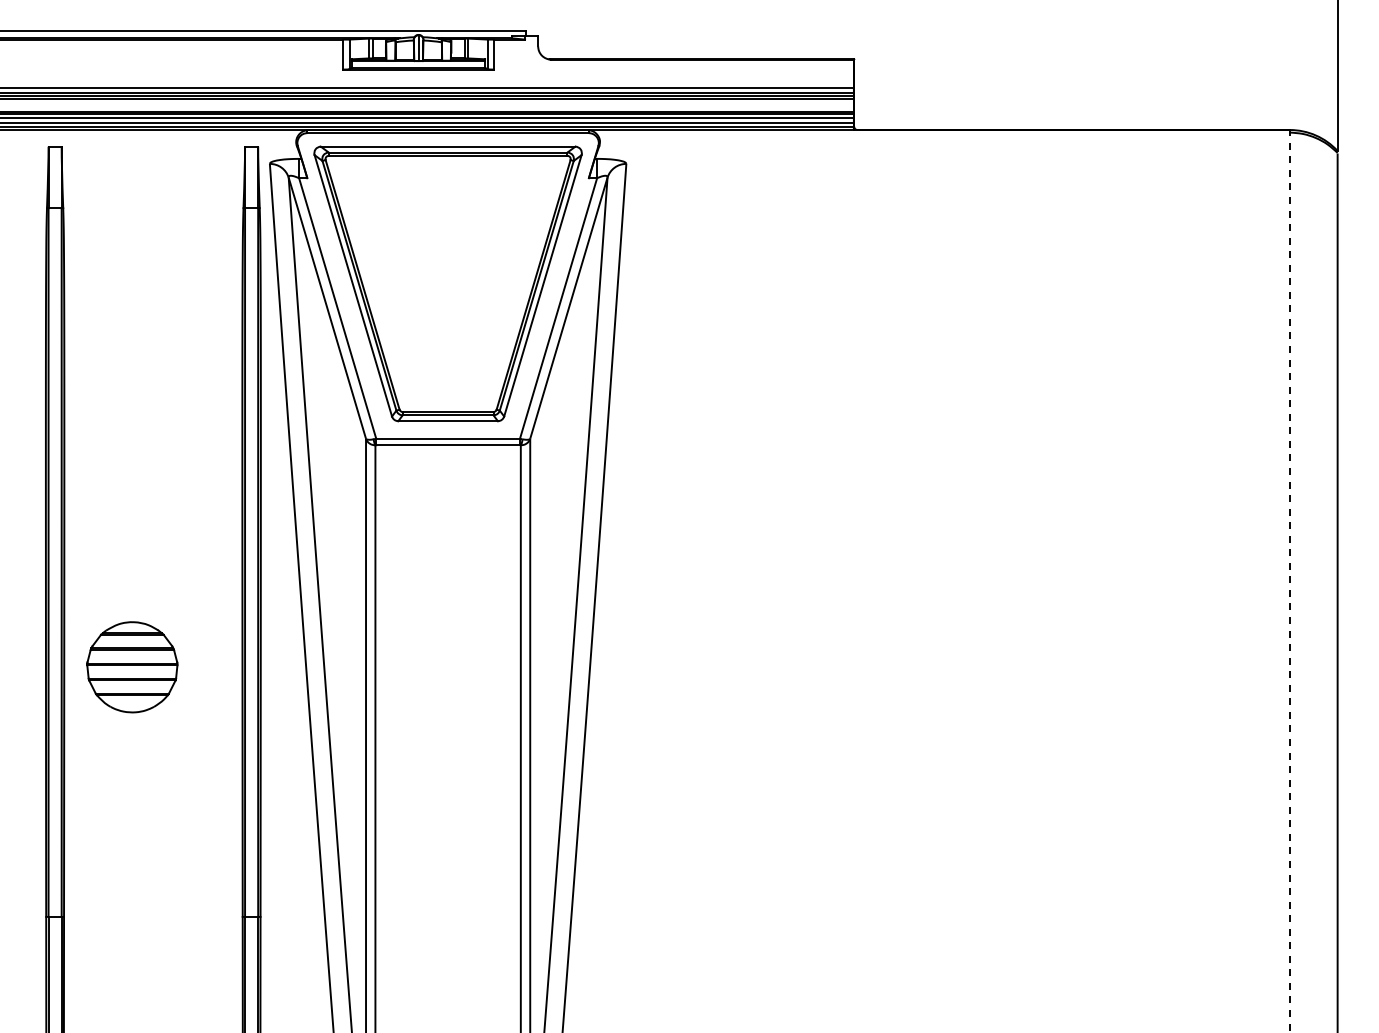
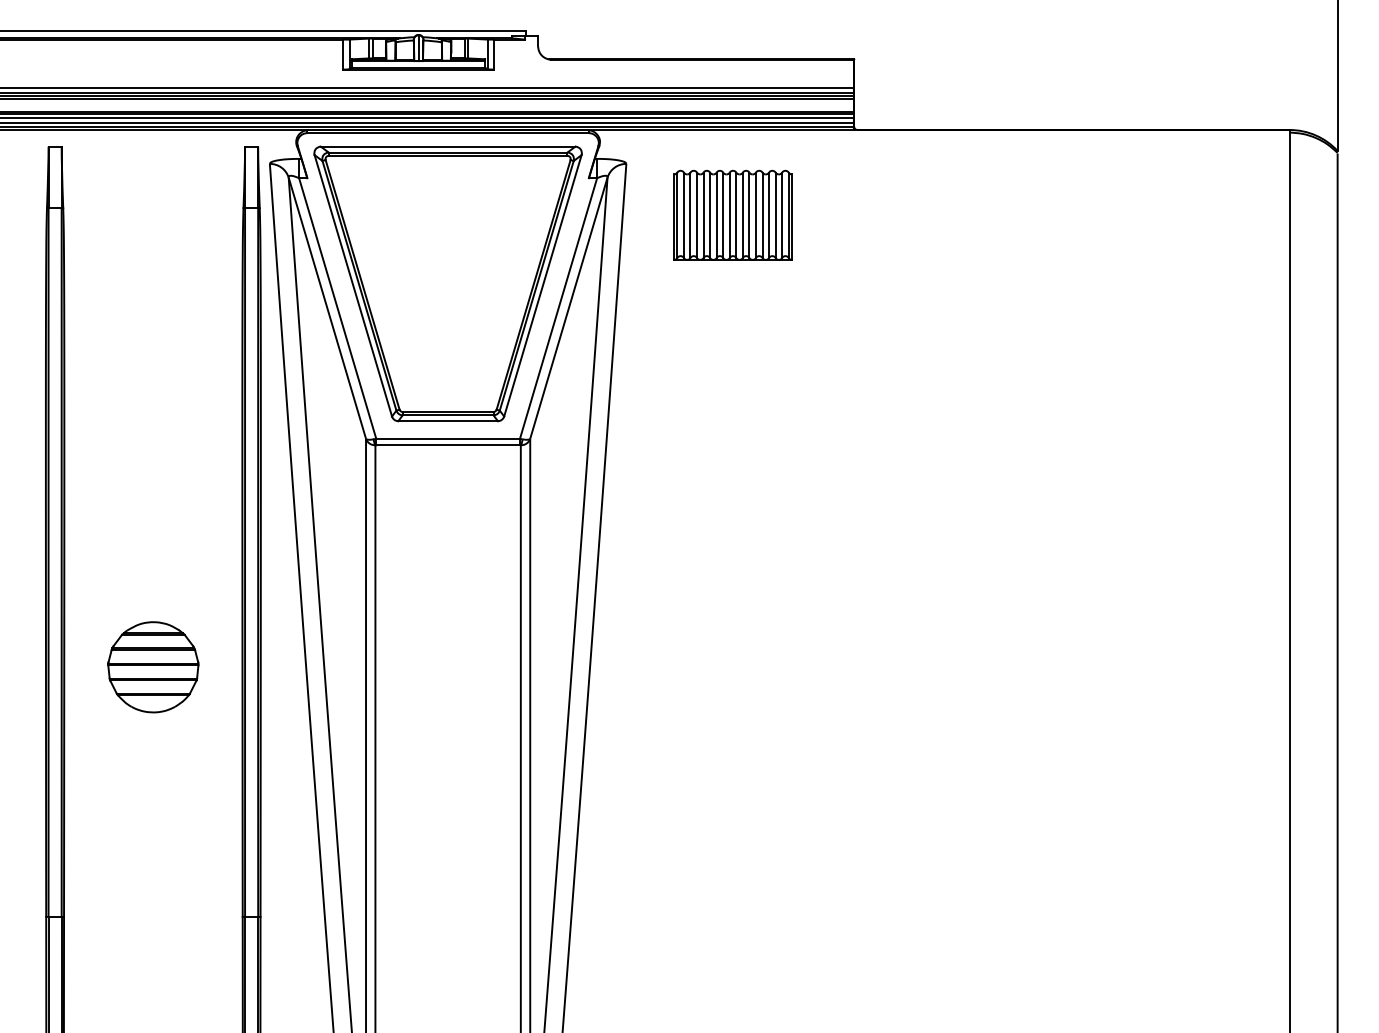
part: none -> present (732, 214)
line: dashed -> solid (1289, 580)
part position: (132, 667) -> (153, 667) (153, 667)
